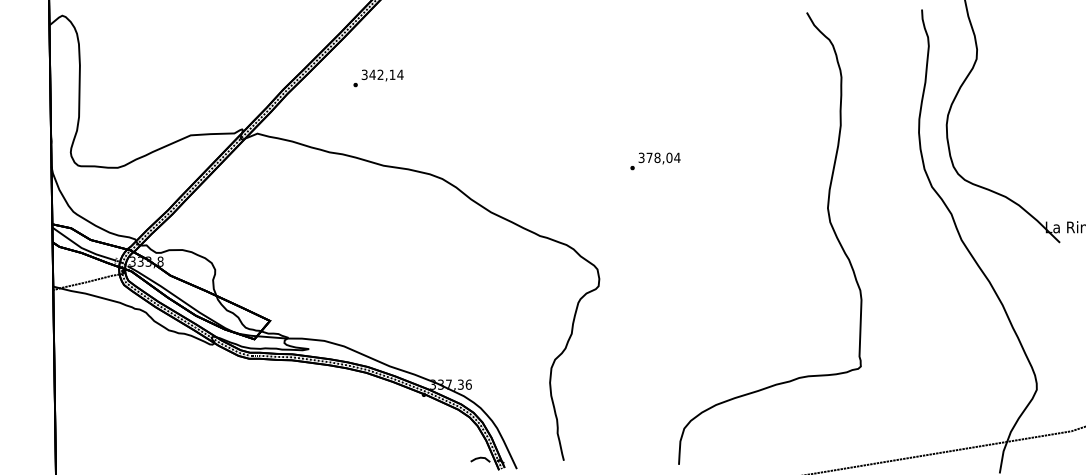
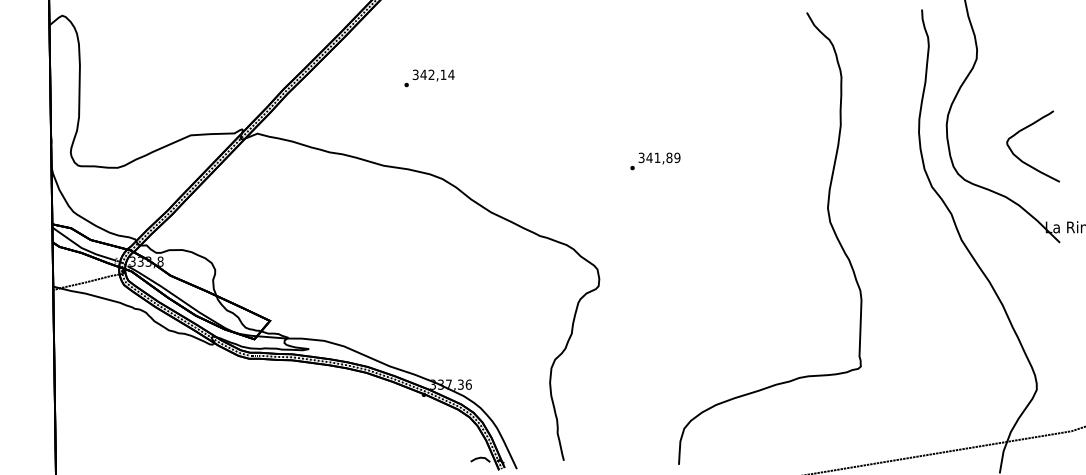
text position: (378, 78) -> (429, 78) (429, 78)
text: 378,04 -> 341,89 (663, 157)
curve: none -> present (1020, 158)
